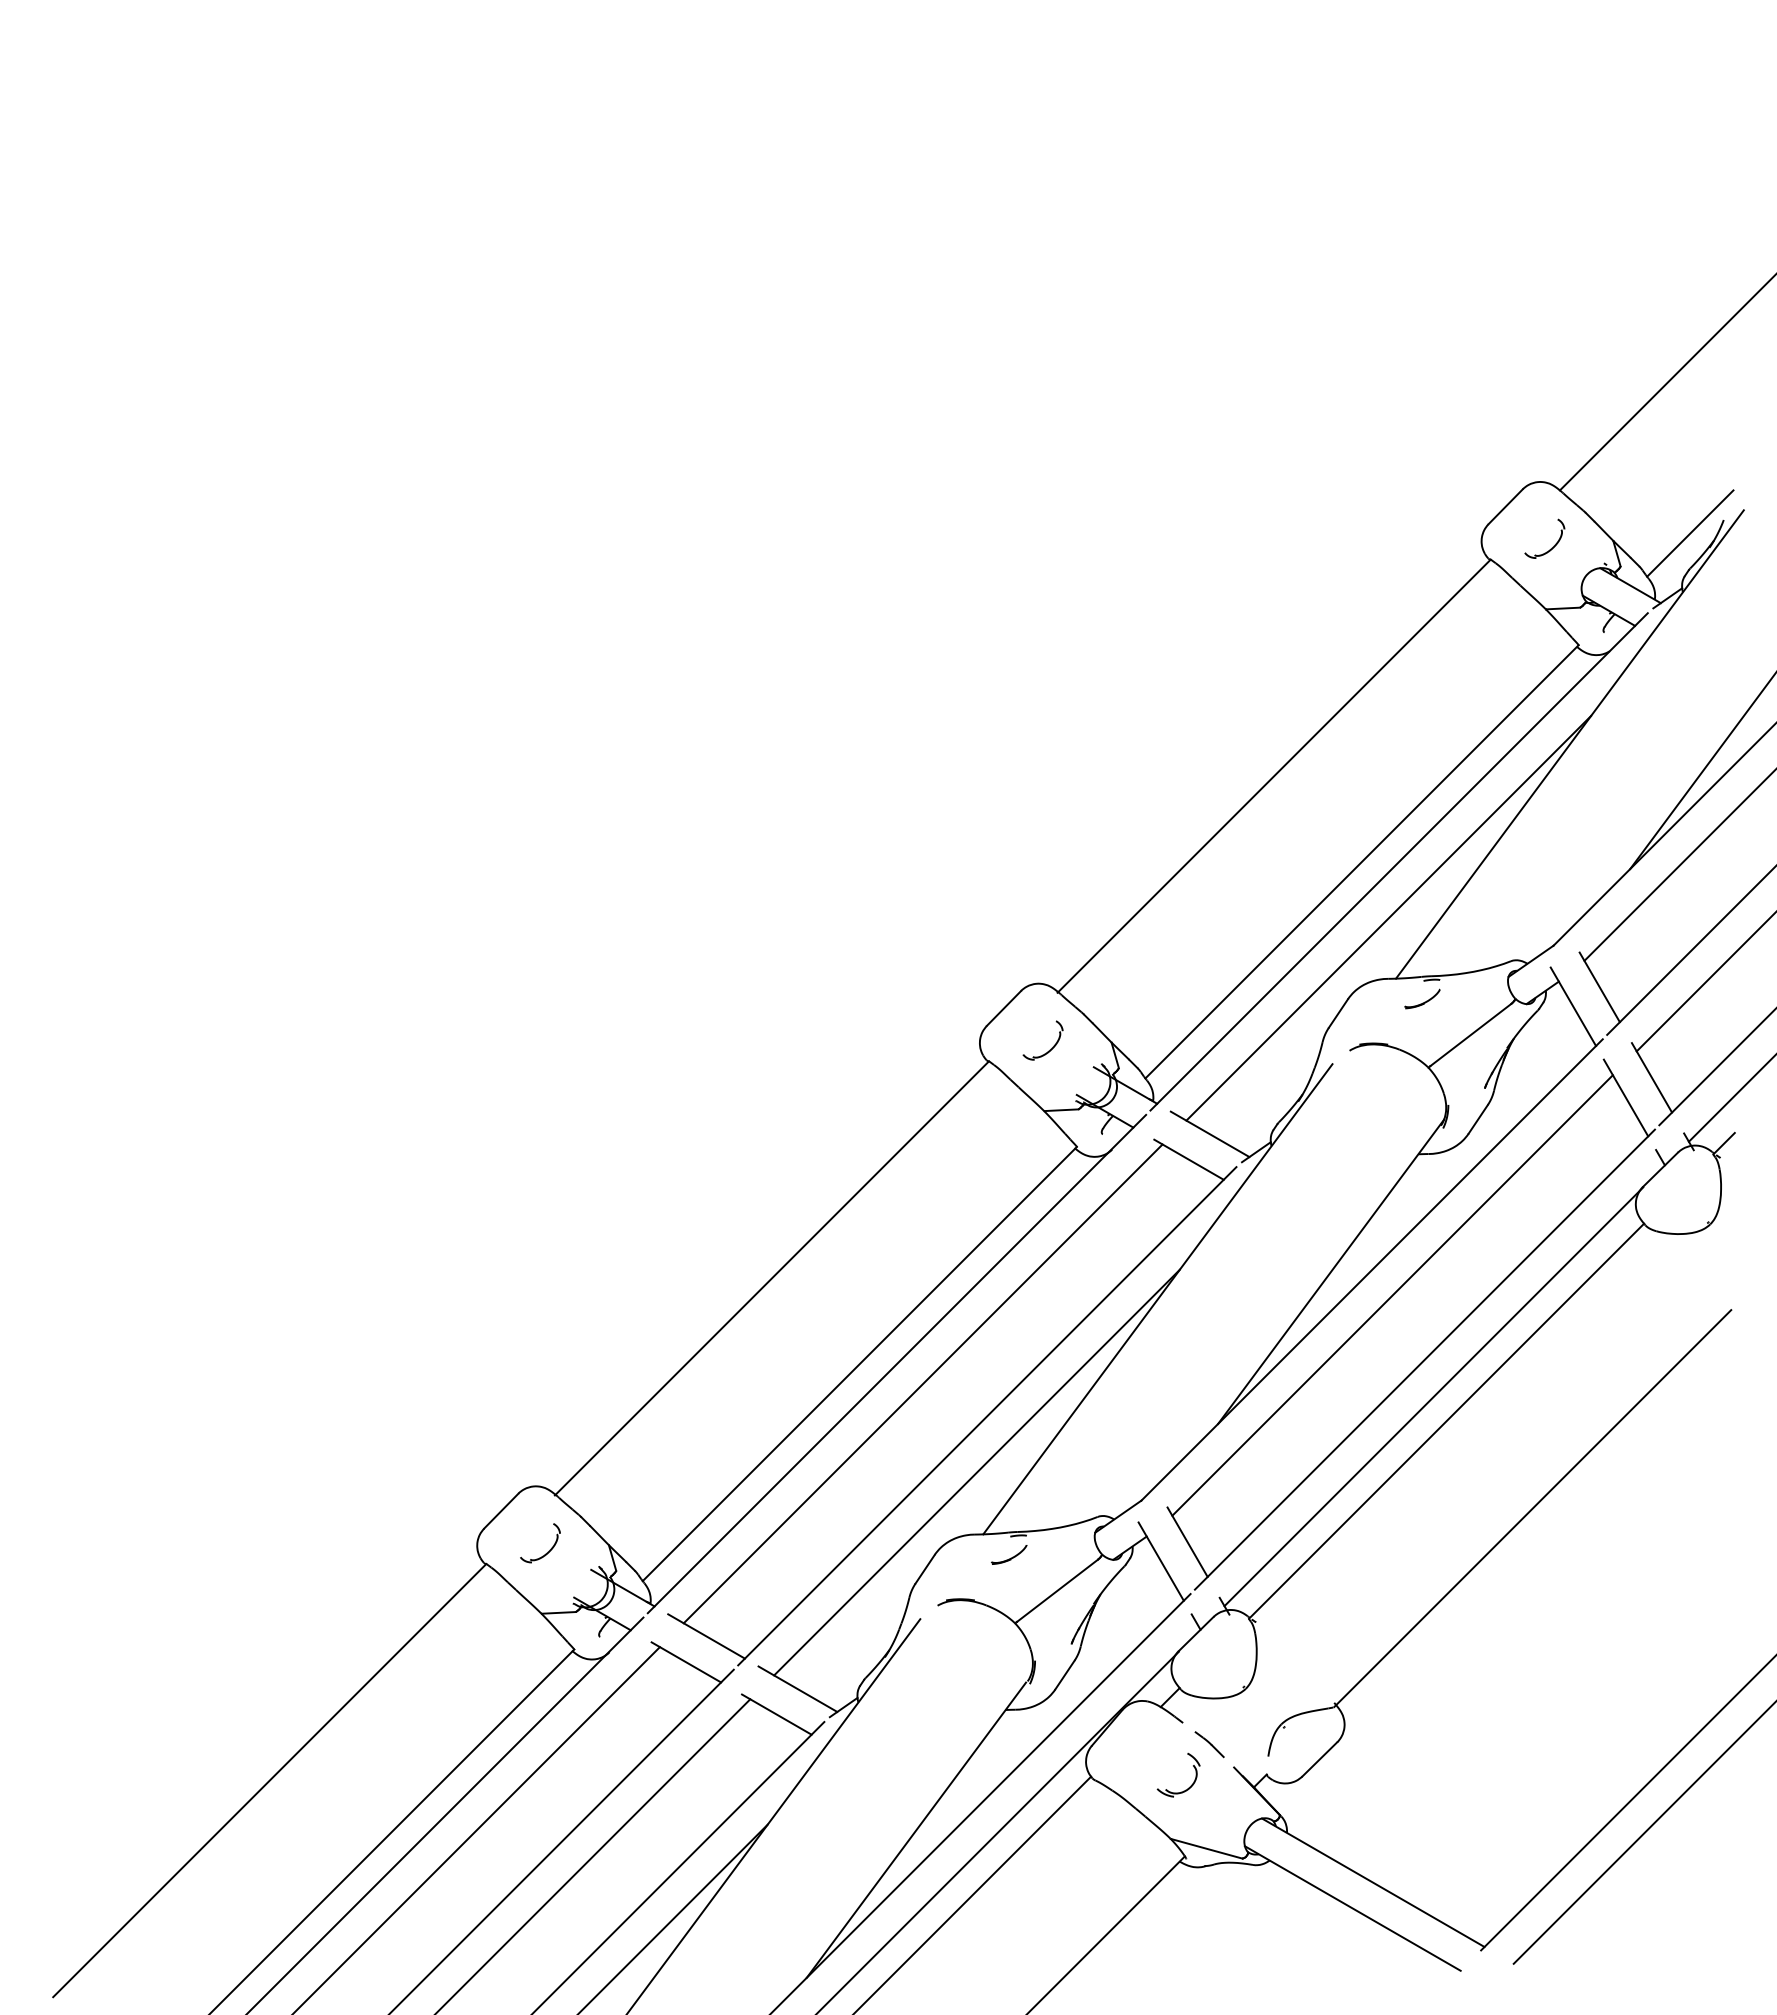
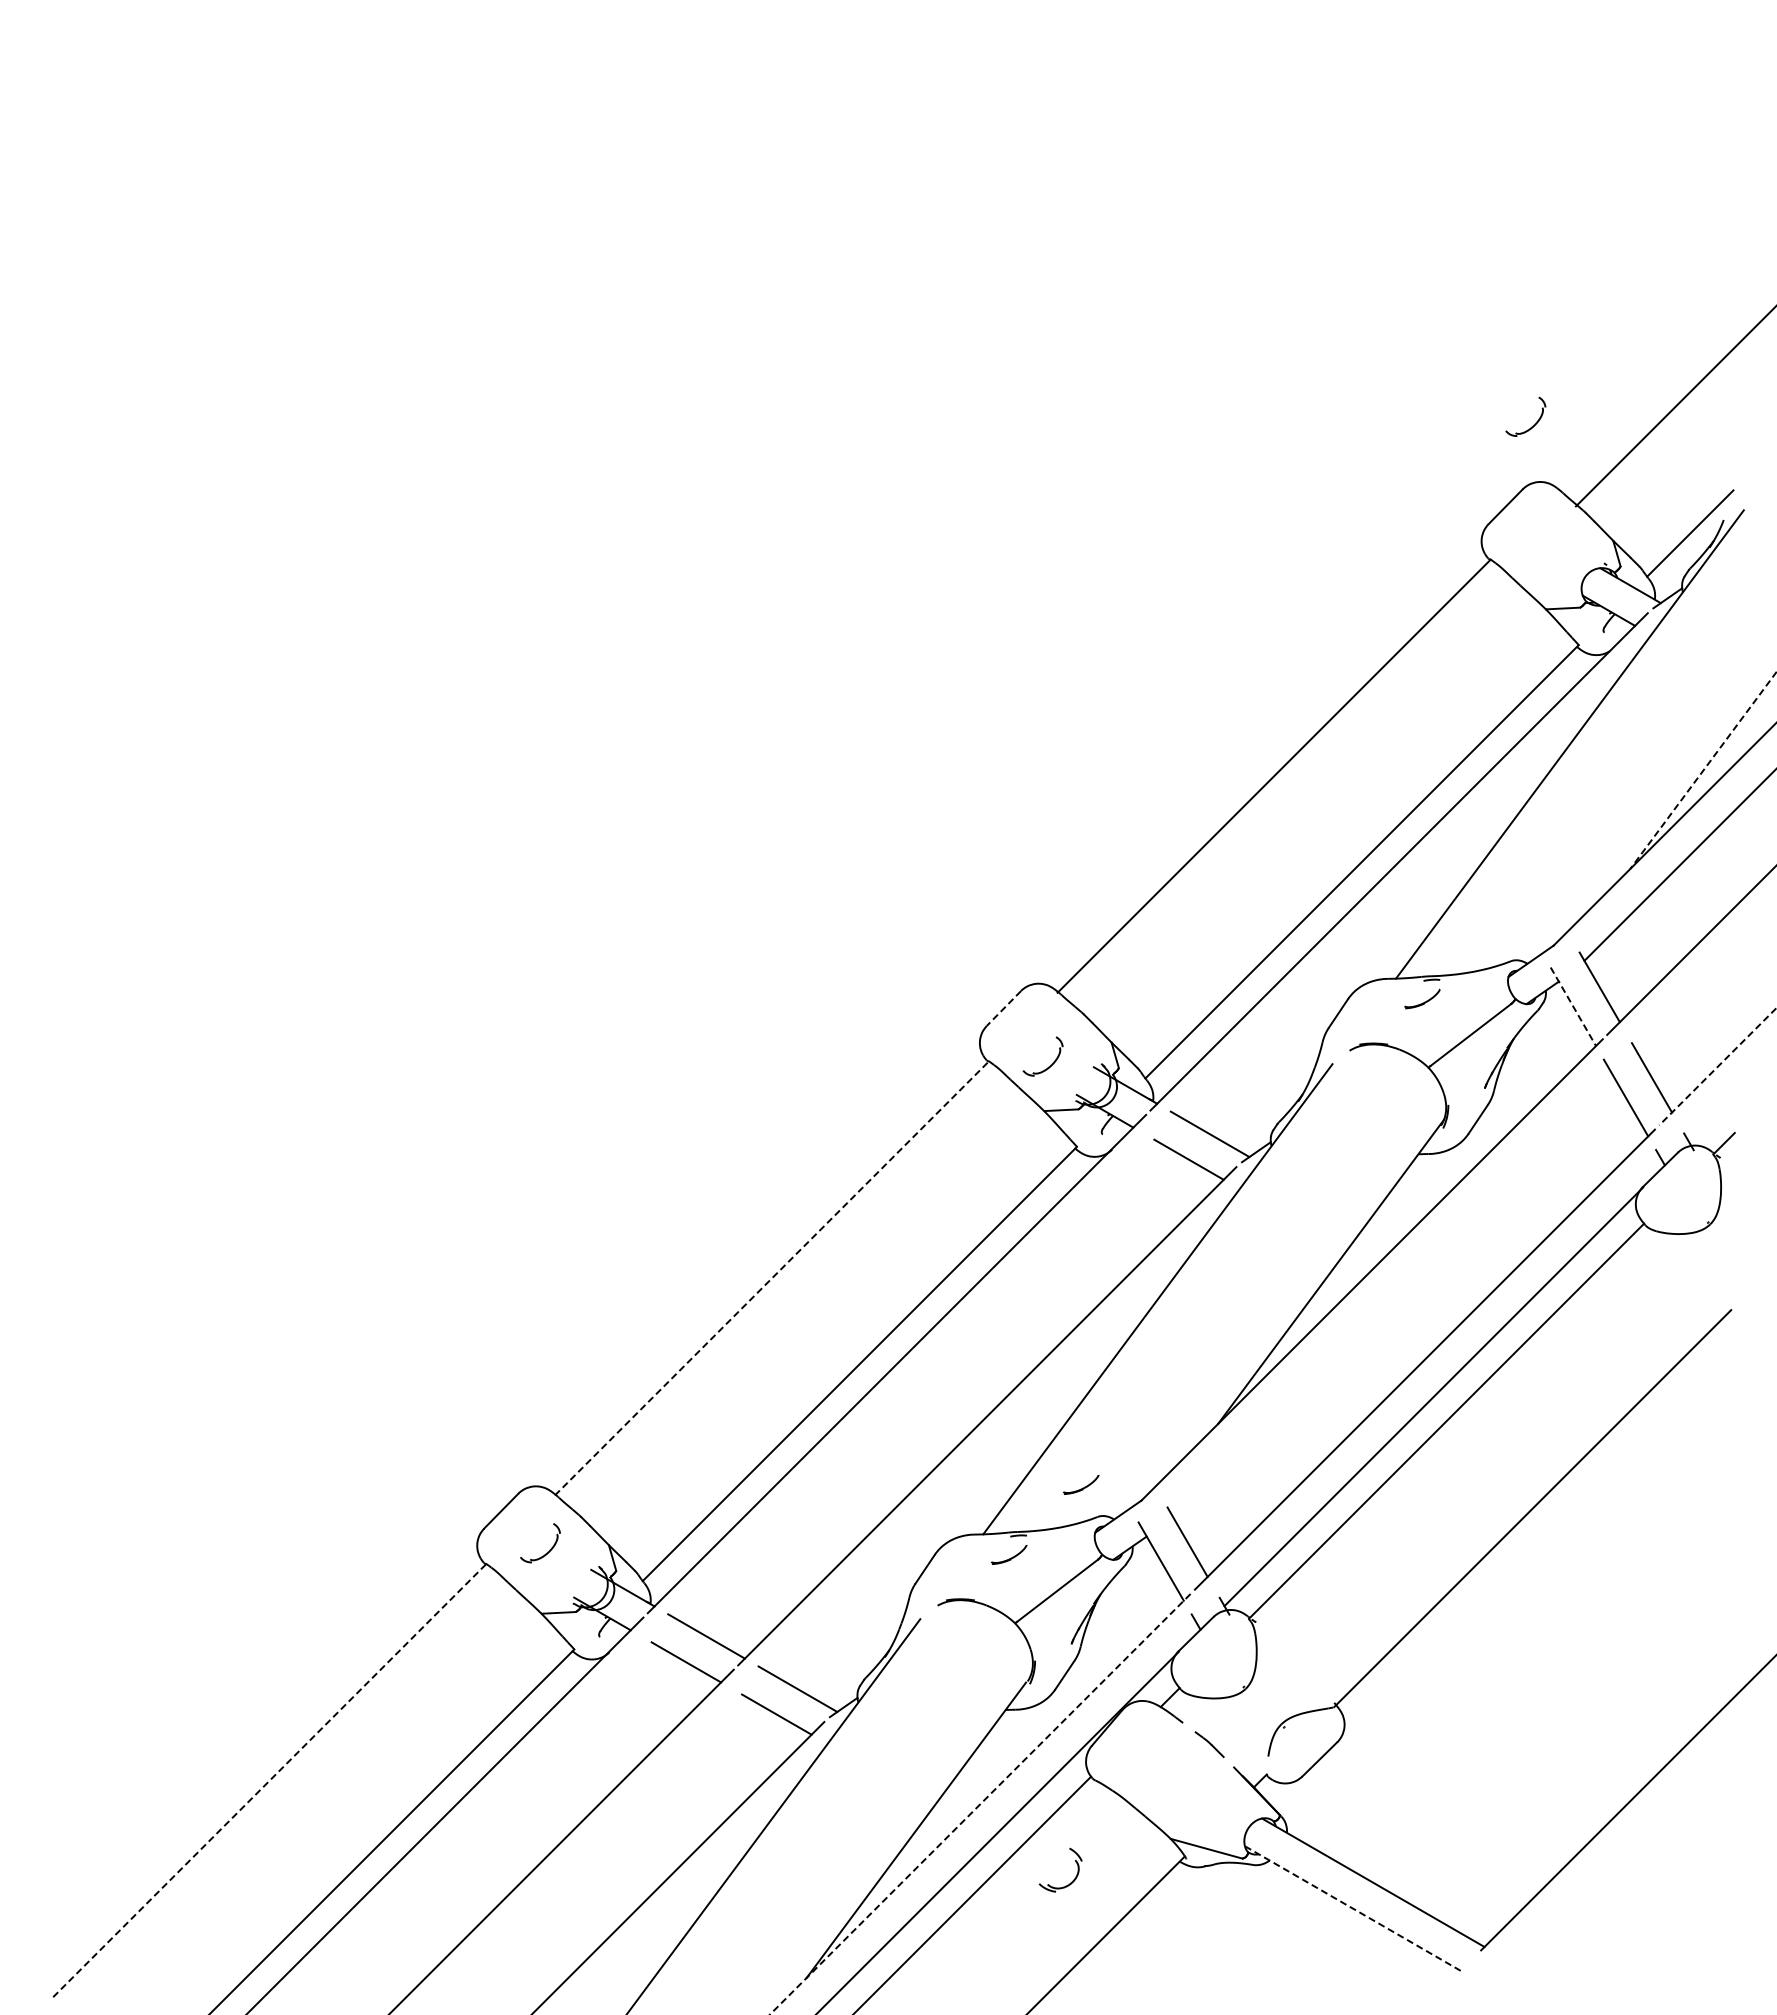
line position: (1666, 383) -> (1674, 407) (1674, 407)
part position: (1554, 544) -> (1535, 422) (1535, 422)
line: solid -> dashed (1703, 770)
line: present -> none (1388, 917)
line: present -> none (1704, 982)
line: solid -> dashed (1573, 1007)
line: solid -> dashed (1003, 1008)
part position: (1049, 1049) -> (1049, 1065) (1049, 1065)
line: solid -> dashed (1717, 1066)
line: present -> none (1730, 1098)
line: solid -> dashed (771, 1278)
line: present -> none (1392, 1295)
line: present -> none (922, 1383)
line: present -> none (976, 1472)
part: none -> present (1081, 1484)
line: solid -> dashed (270, 1780)
part position: (1190, 1785) -> (1072, 1880) (1072, 1880)
line: solid -> dashed (980, 1804)
line: present -> none (477, 1829)
line: present -> none (1643, 1833)
line: present -> none (594, 1855)
line: solid -> dashed (1352, 1908)
line: present -> none (673, 1917)
